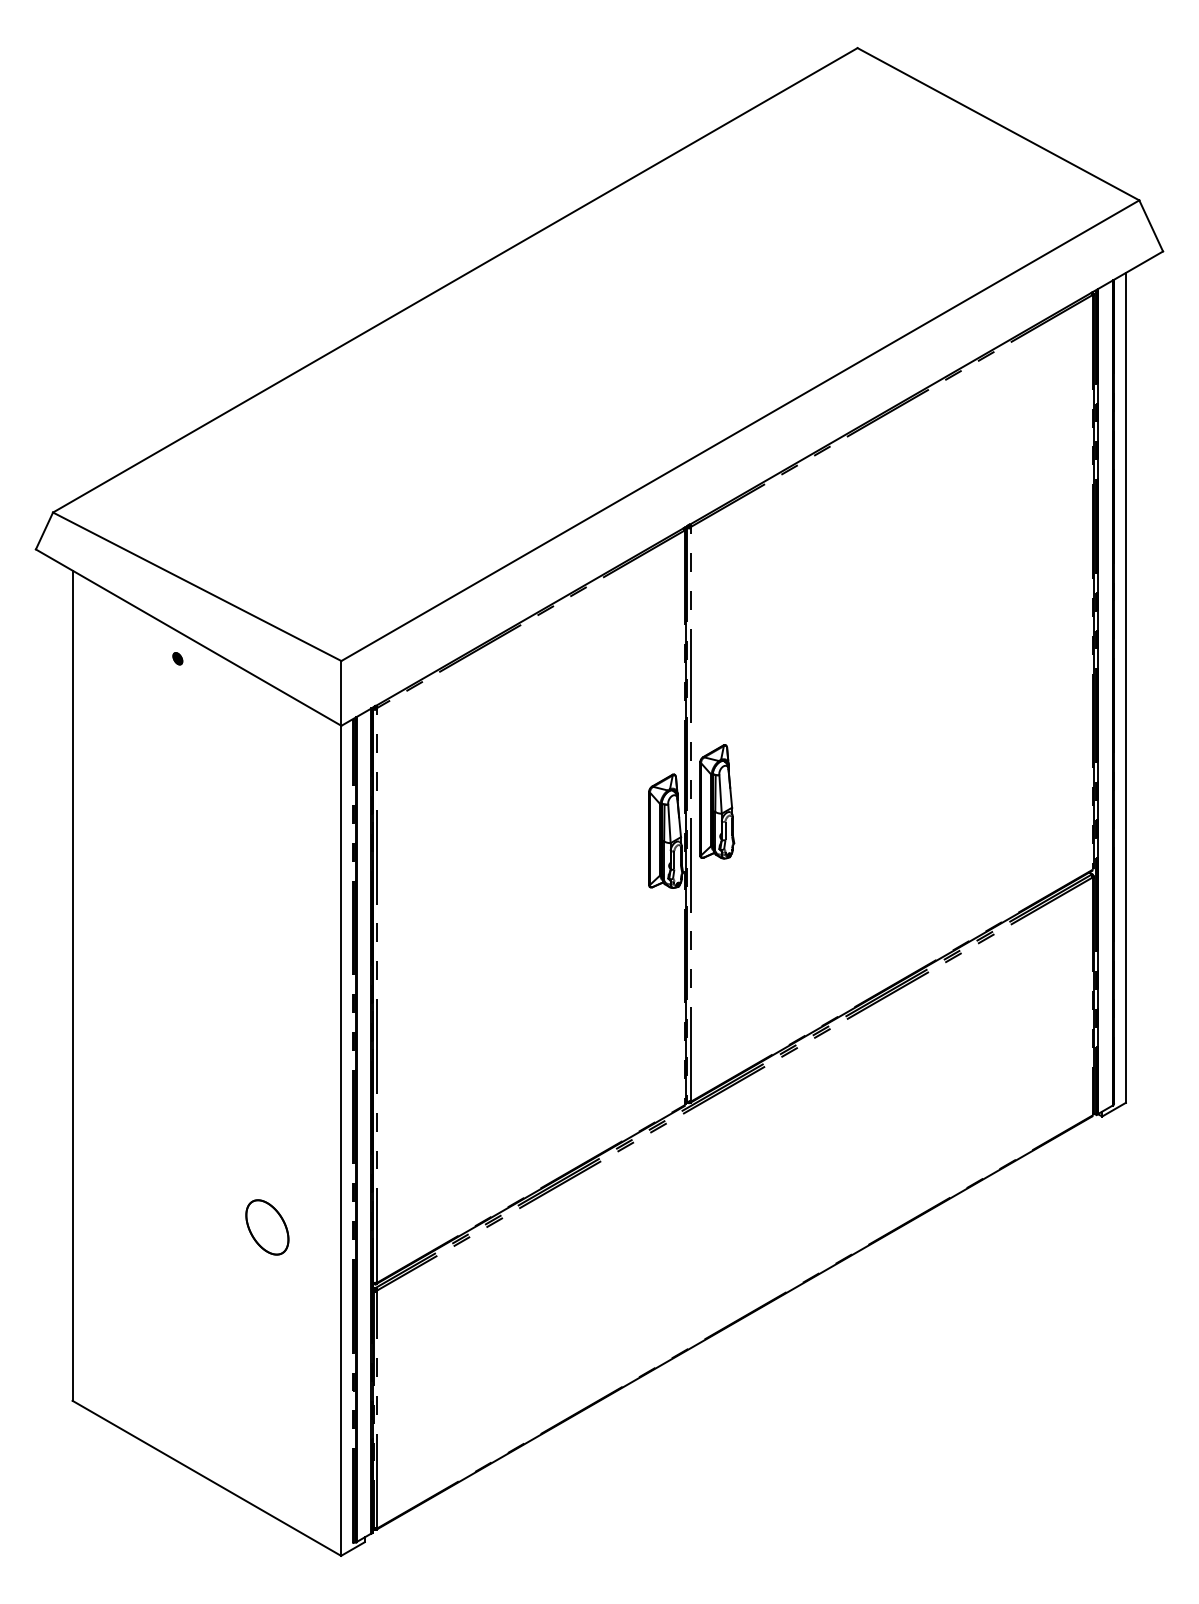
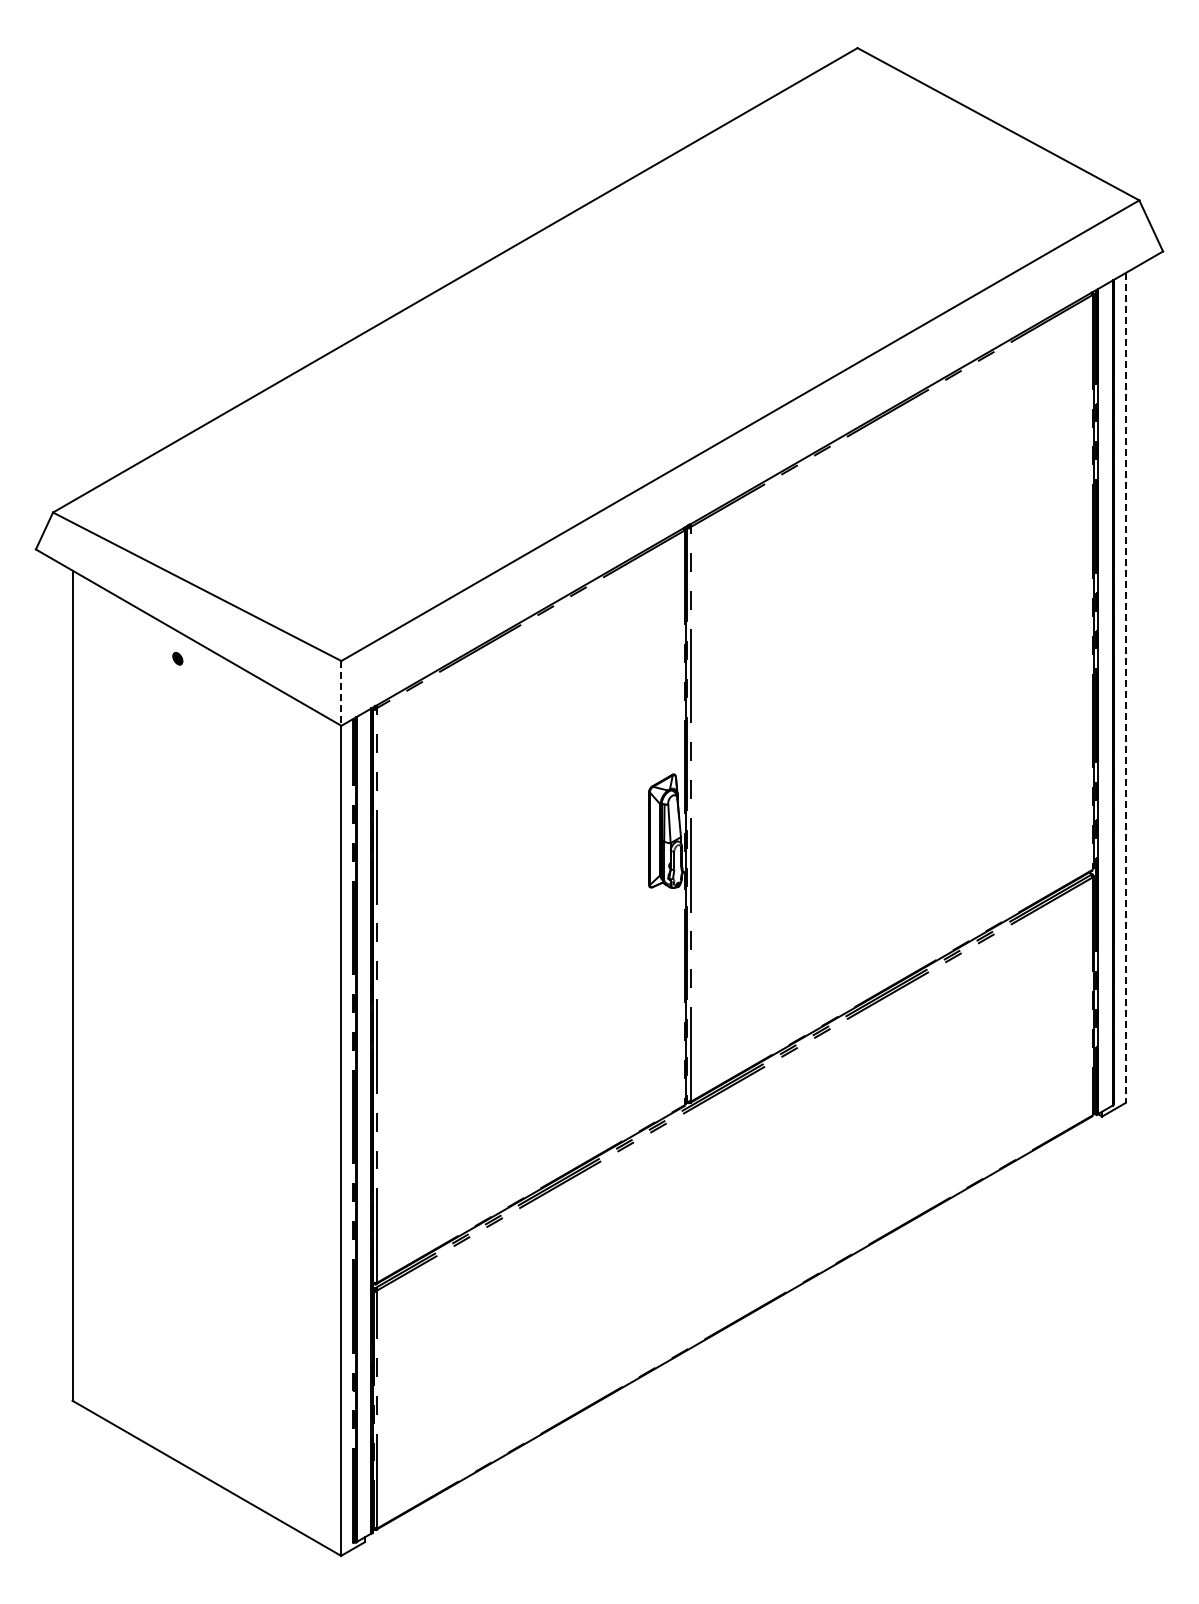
line: solid -> dashed (1125, 687)
line: solid -> dashed (341, 693)
part: present -> none (717, 801)
part: present -> none (267, 1227)
